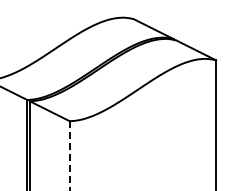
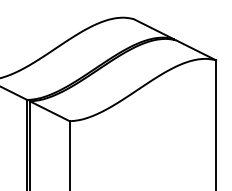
line: dashed -> solid (69, 156)
